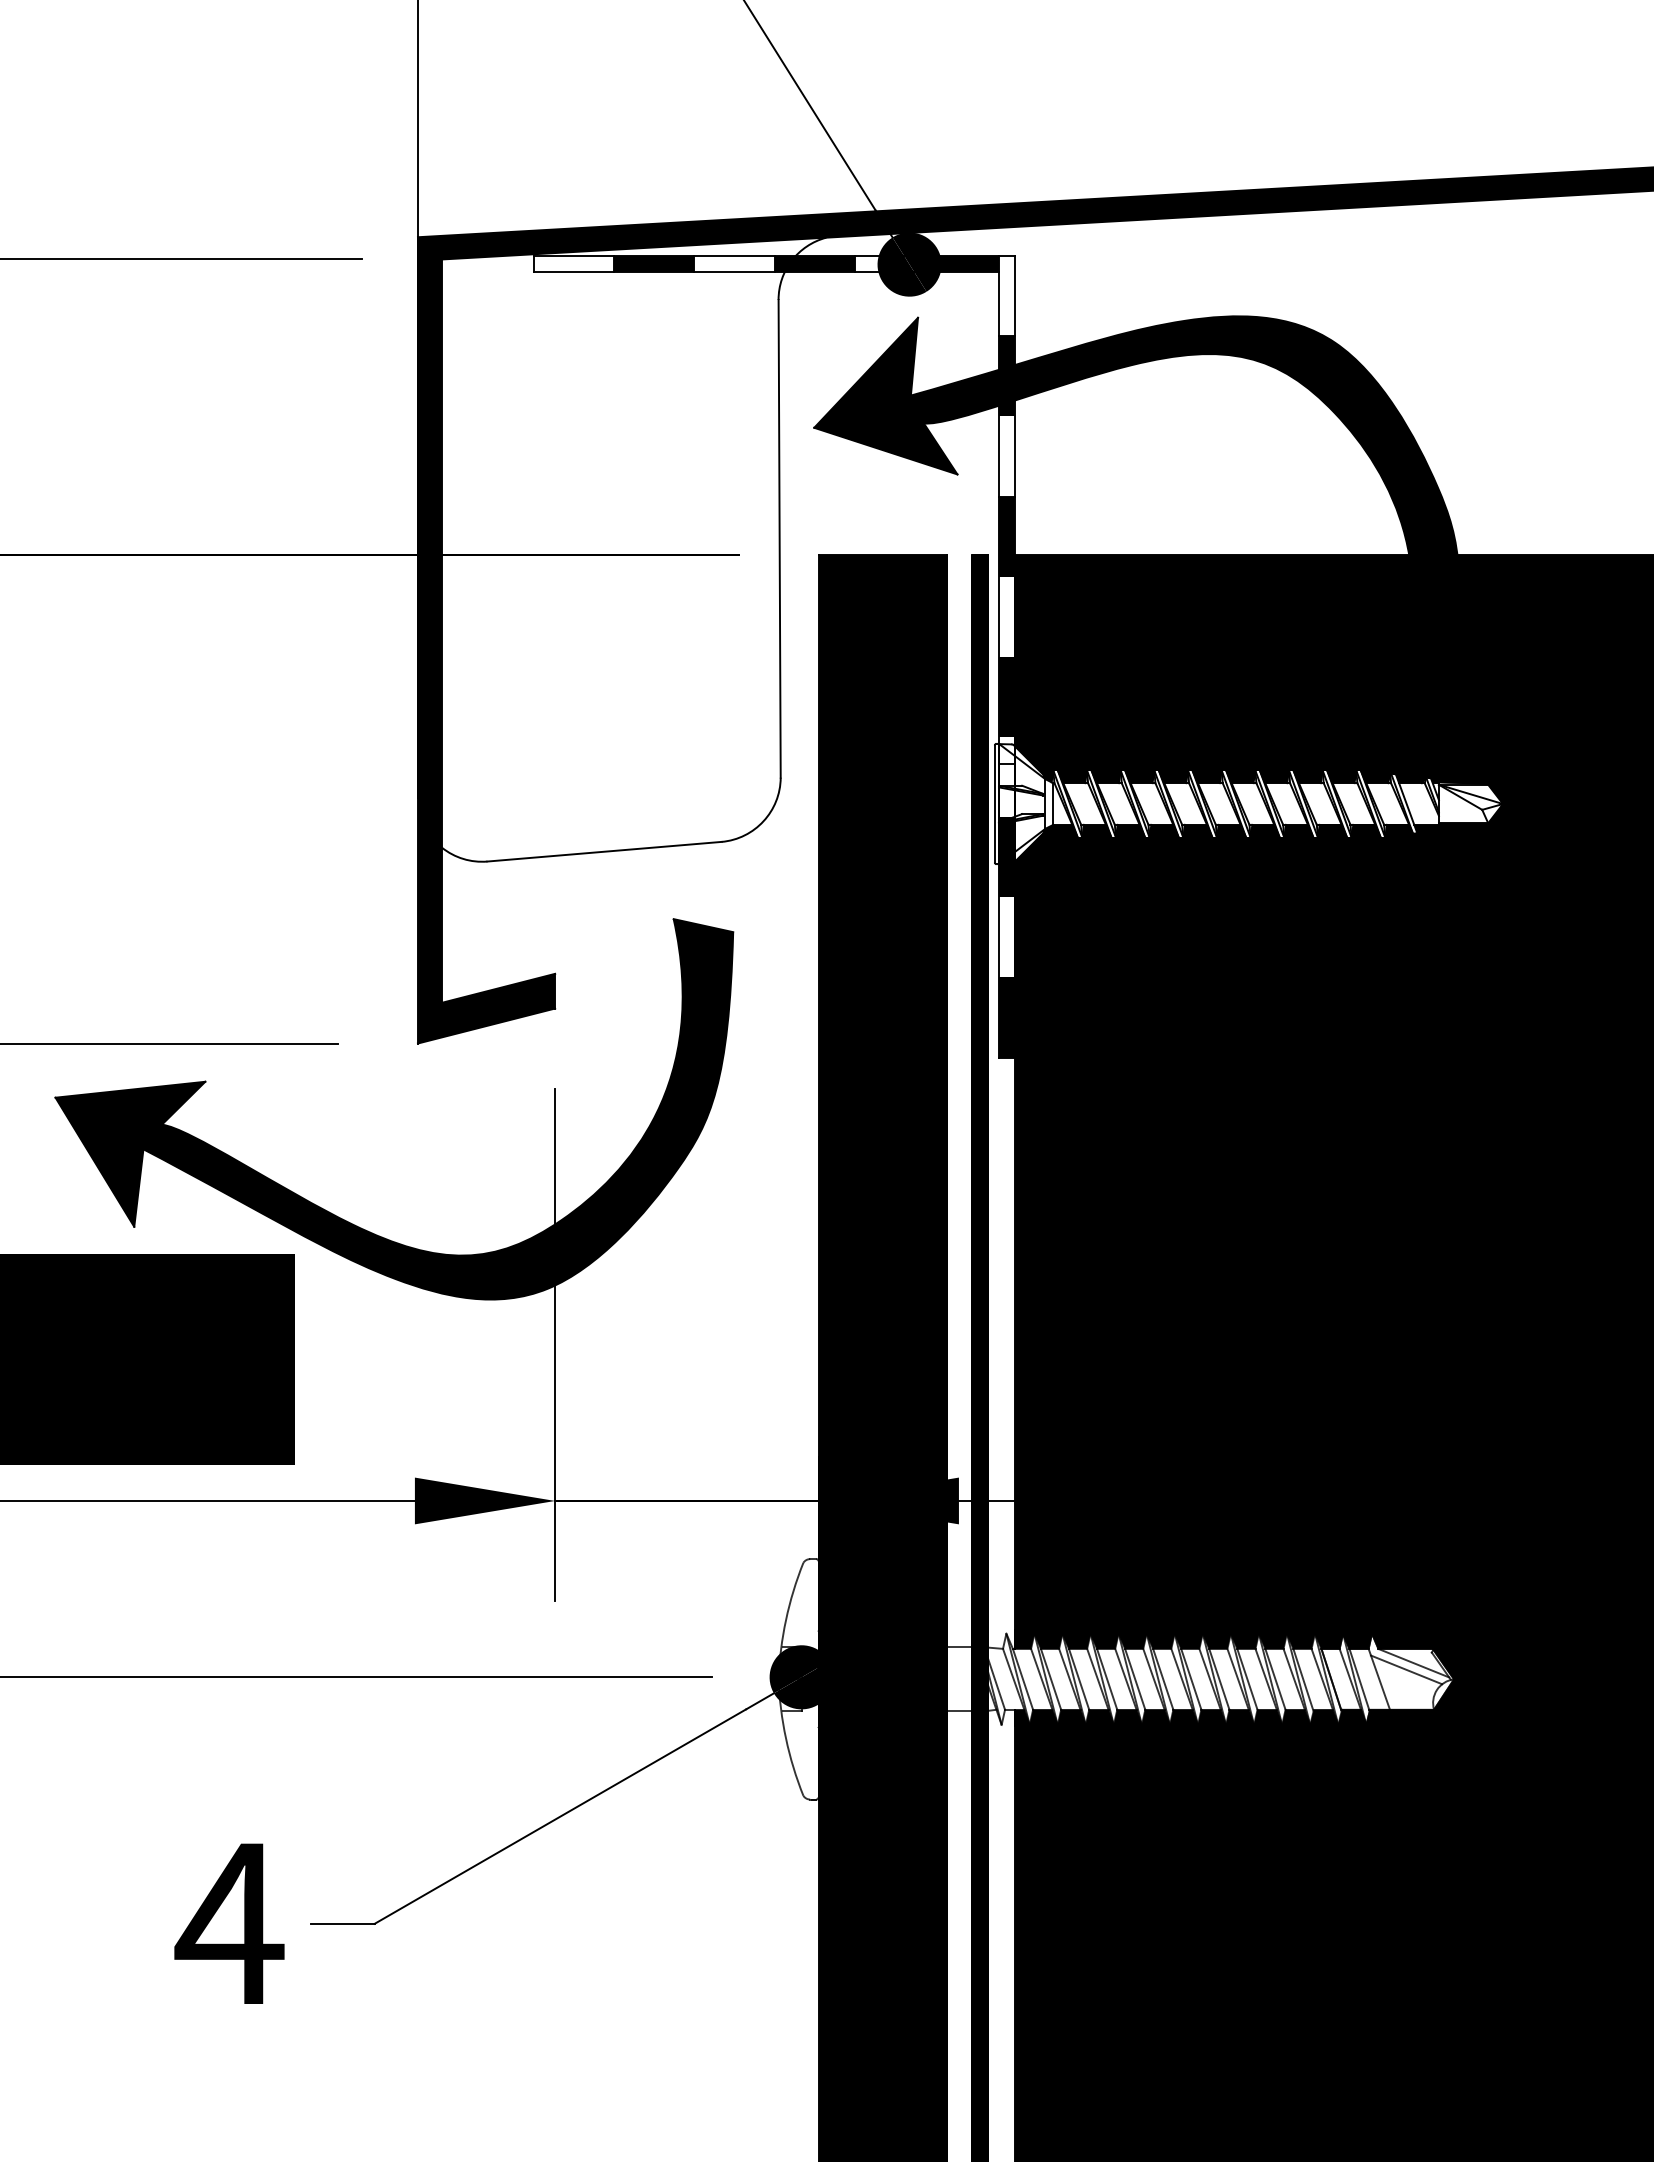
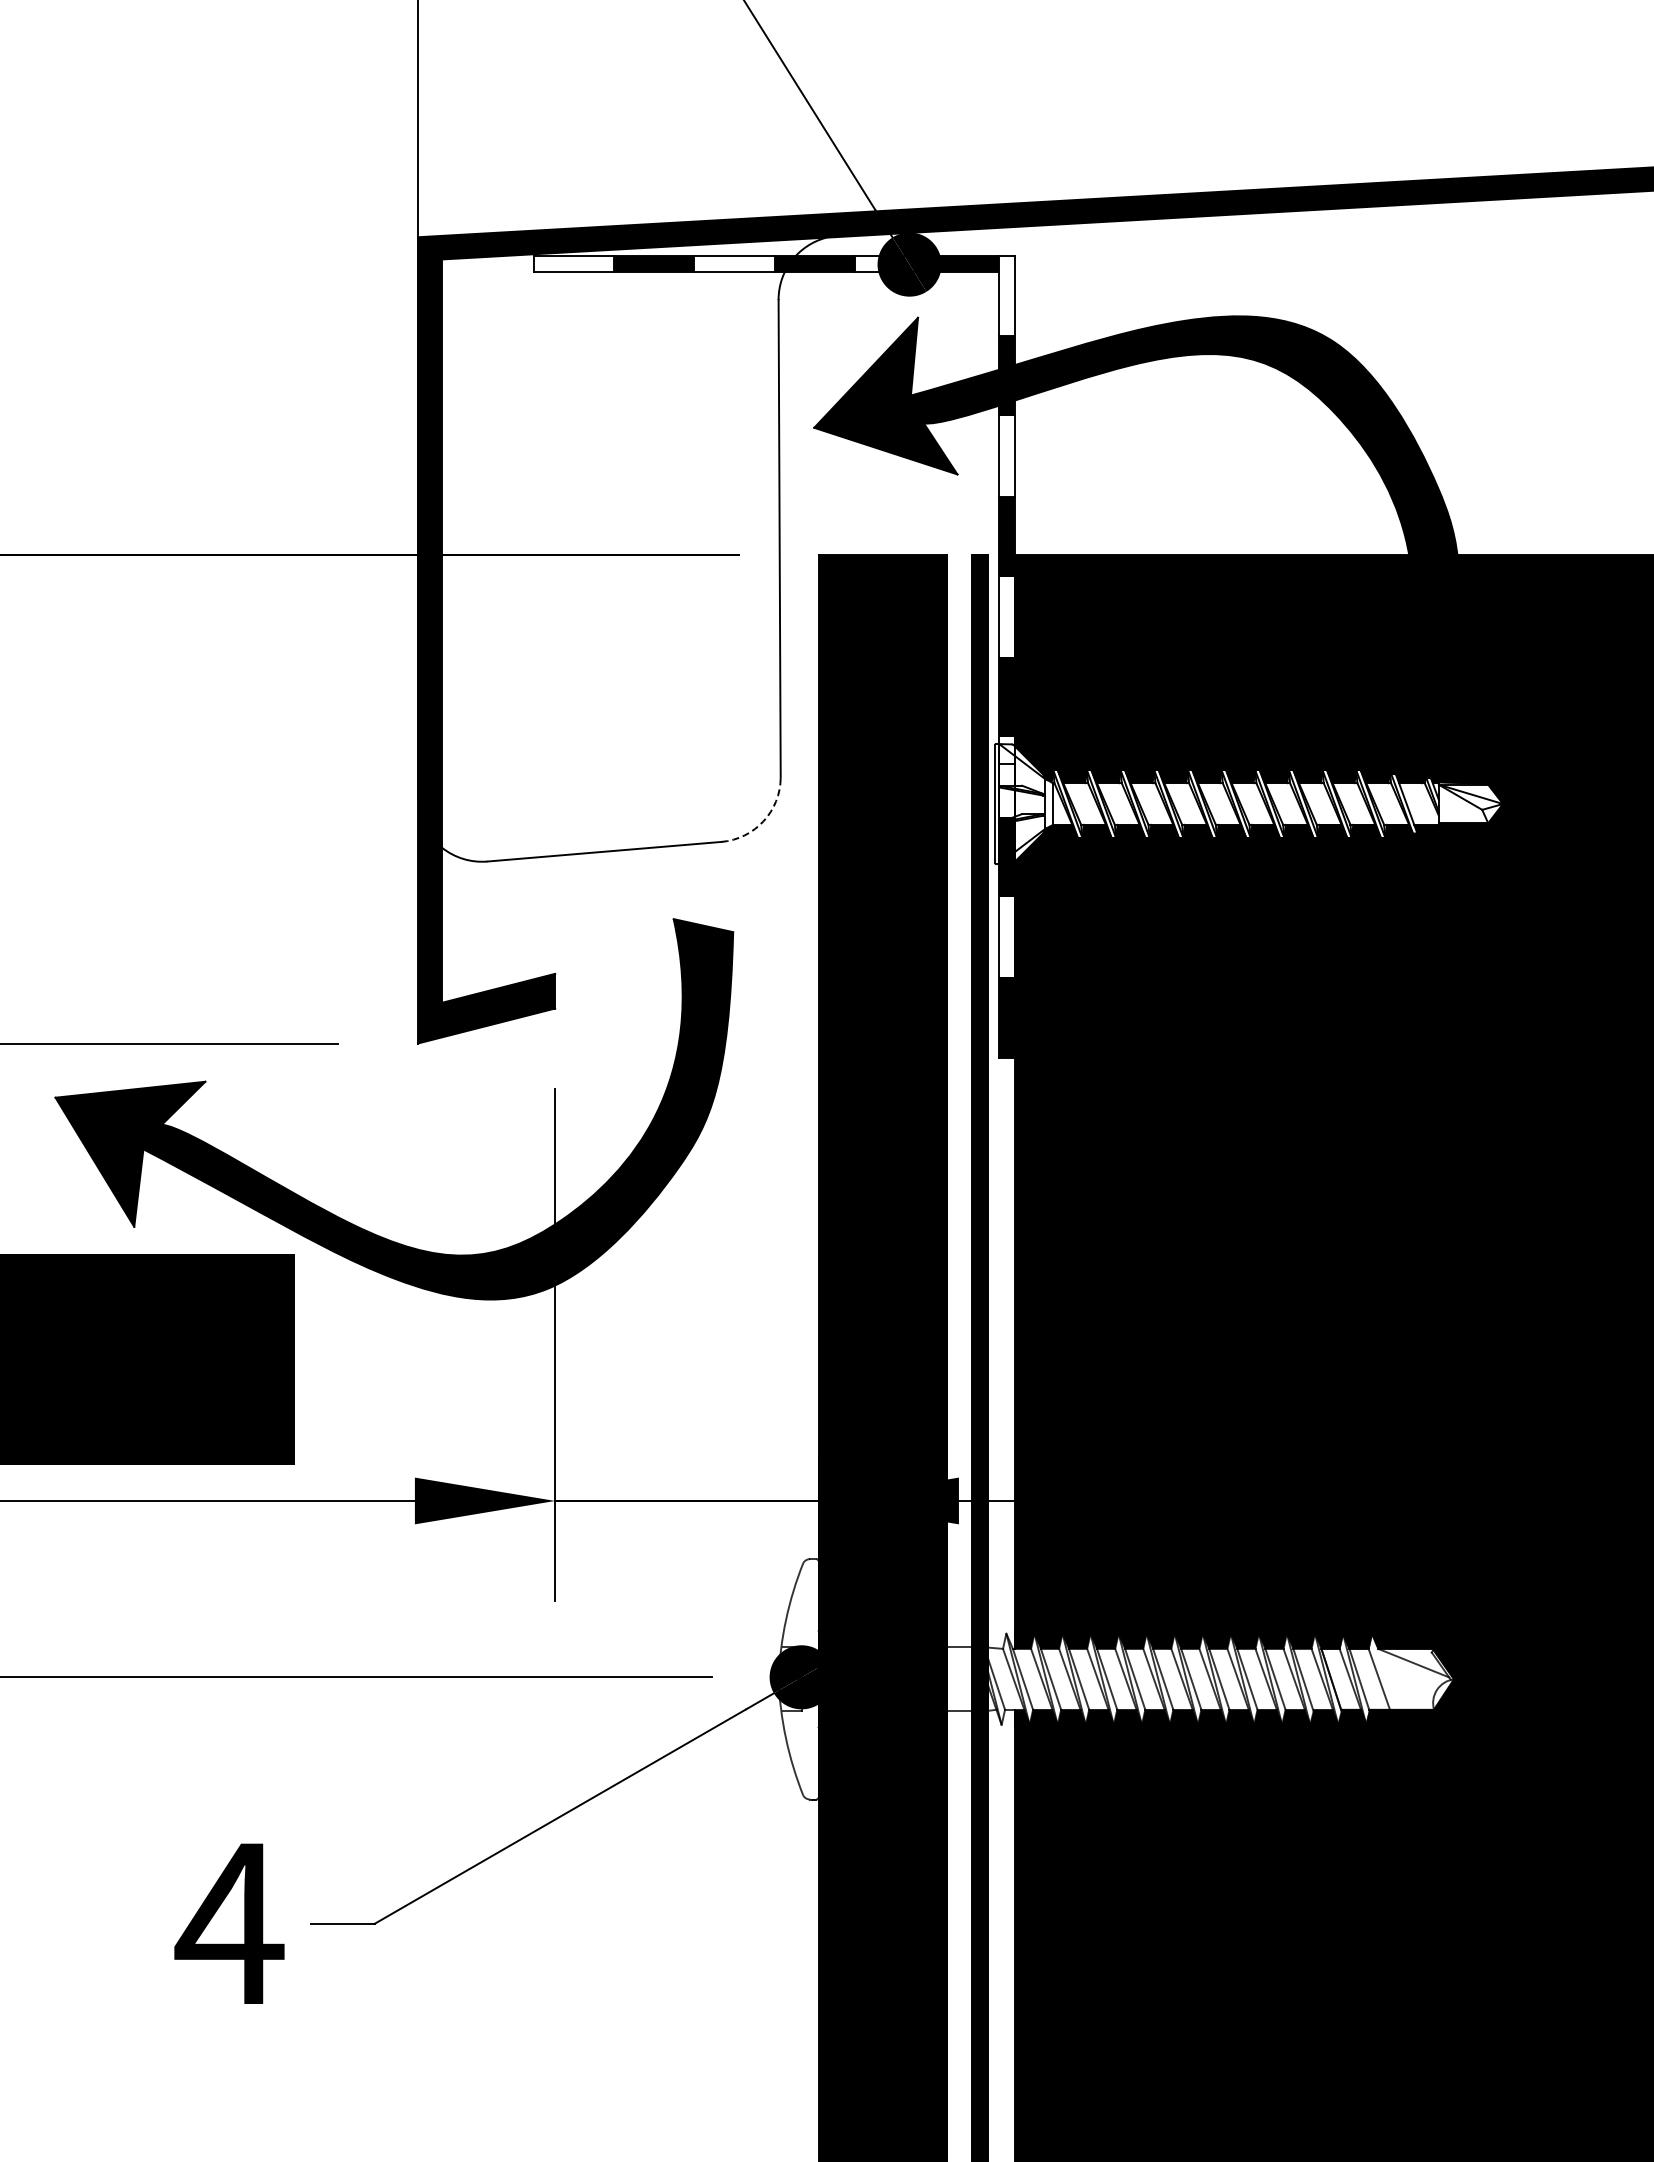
line: present -> none (181, 259)
arc: solid -> dashed (763, 821)
line: present -> none (1406, 1669)
